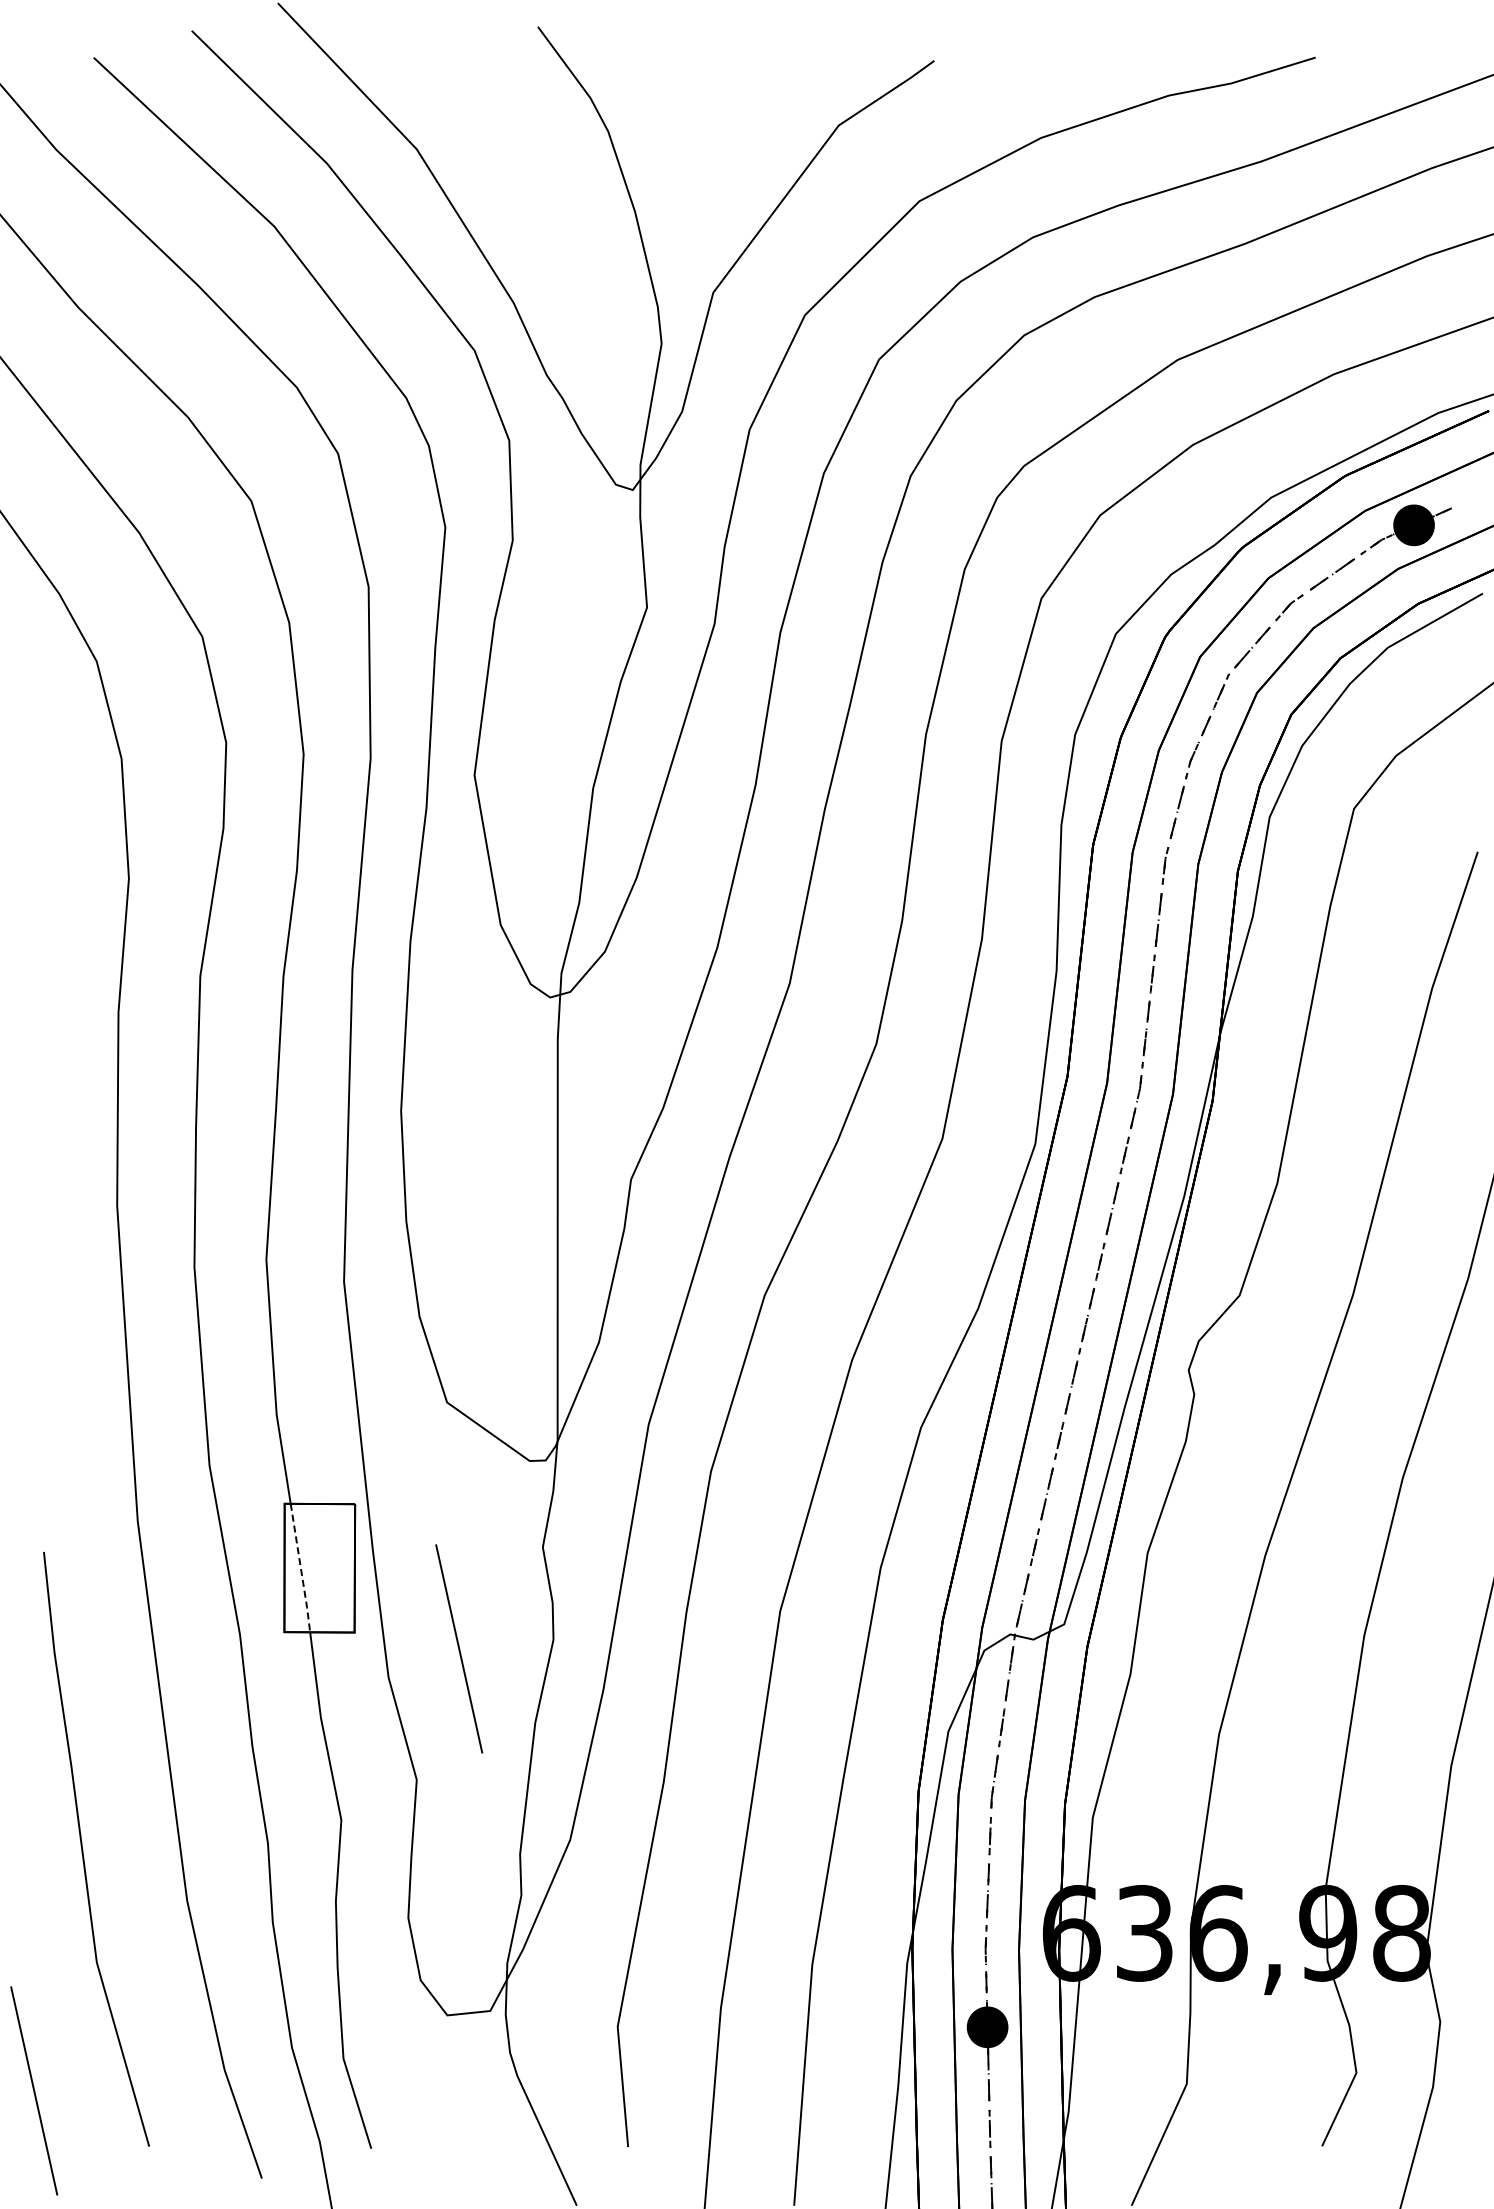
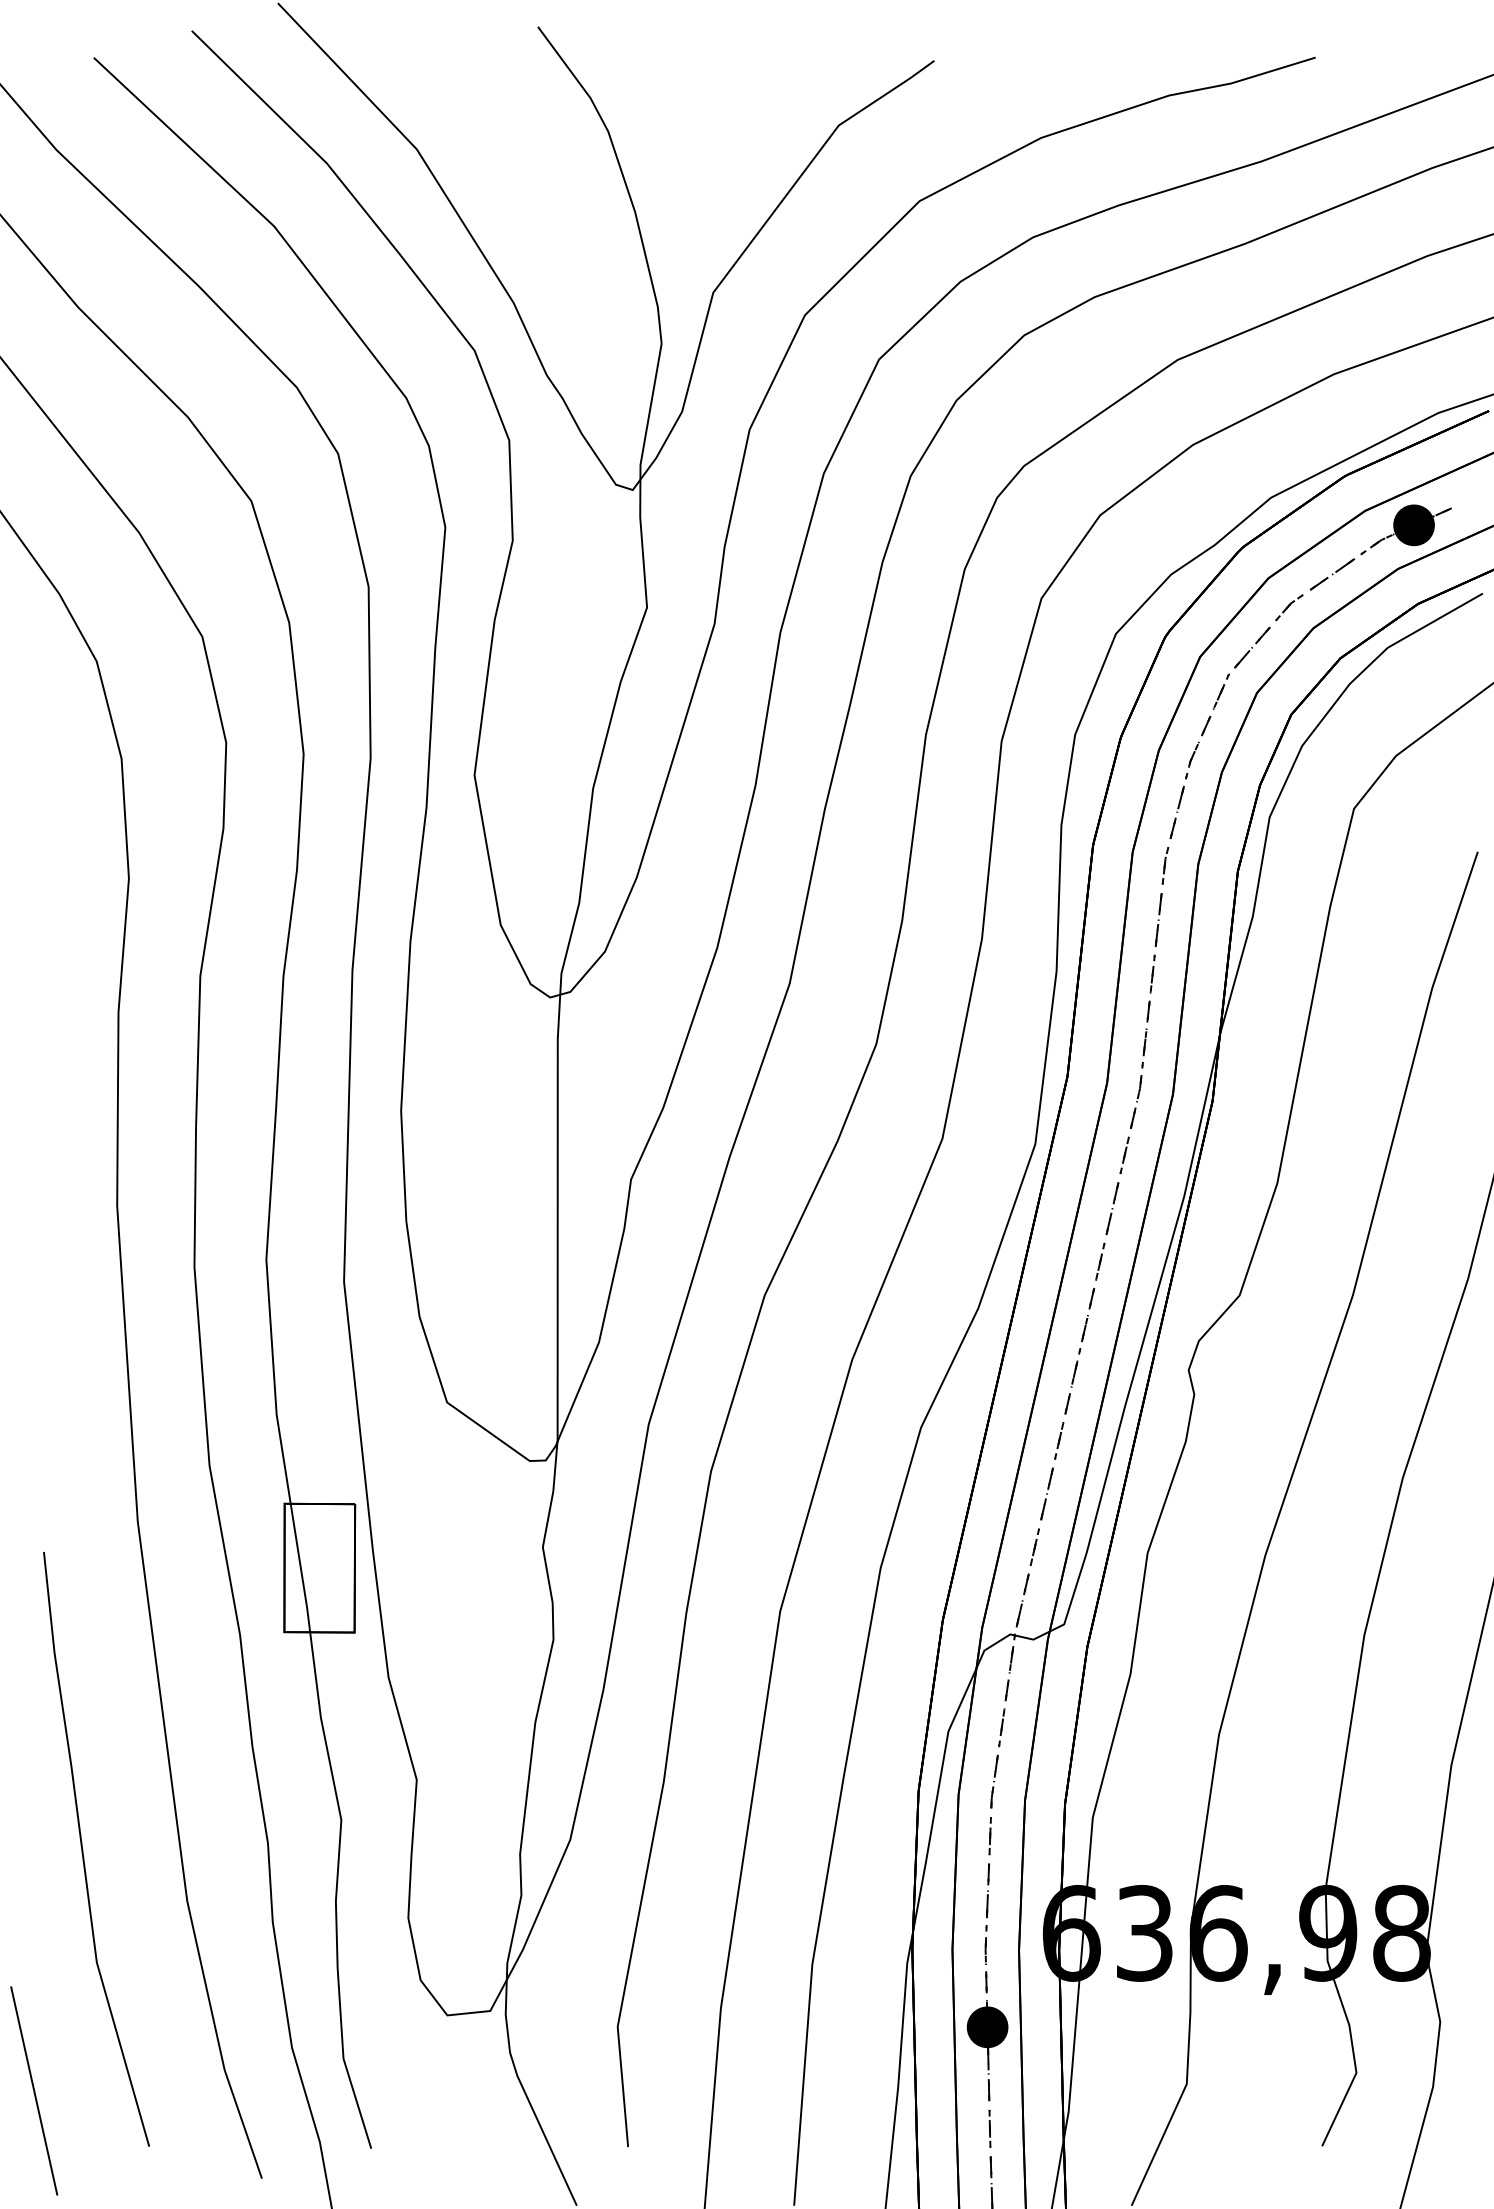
line: dashed -> solid (300, 1568)
line: present -> none (459, 1648)
